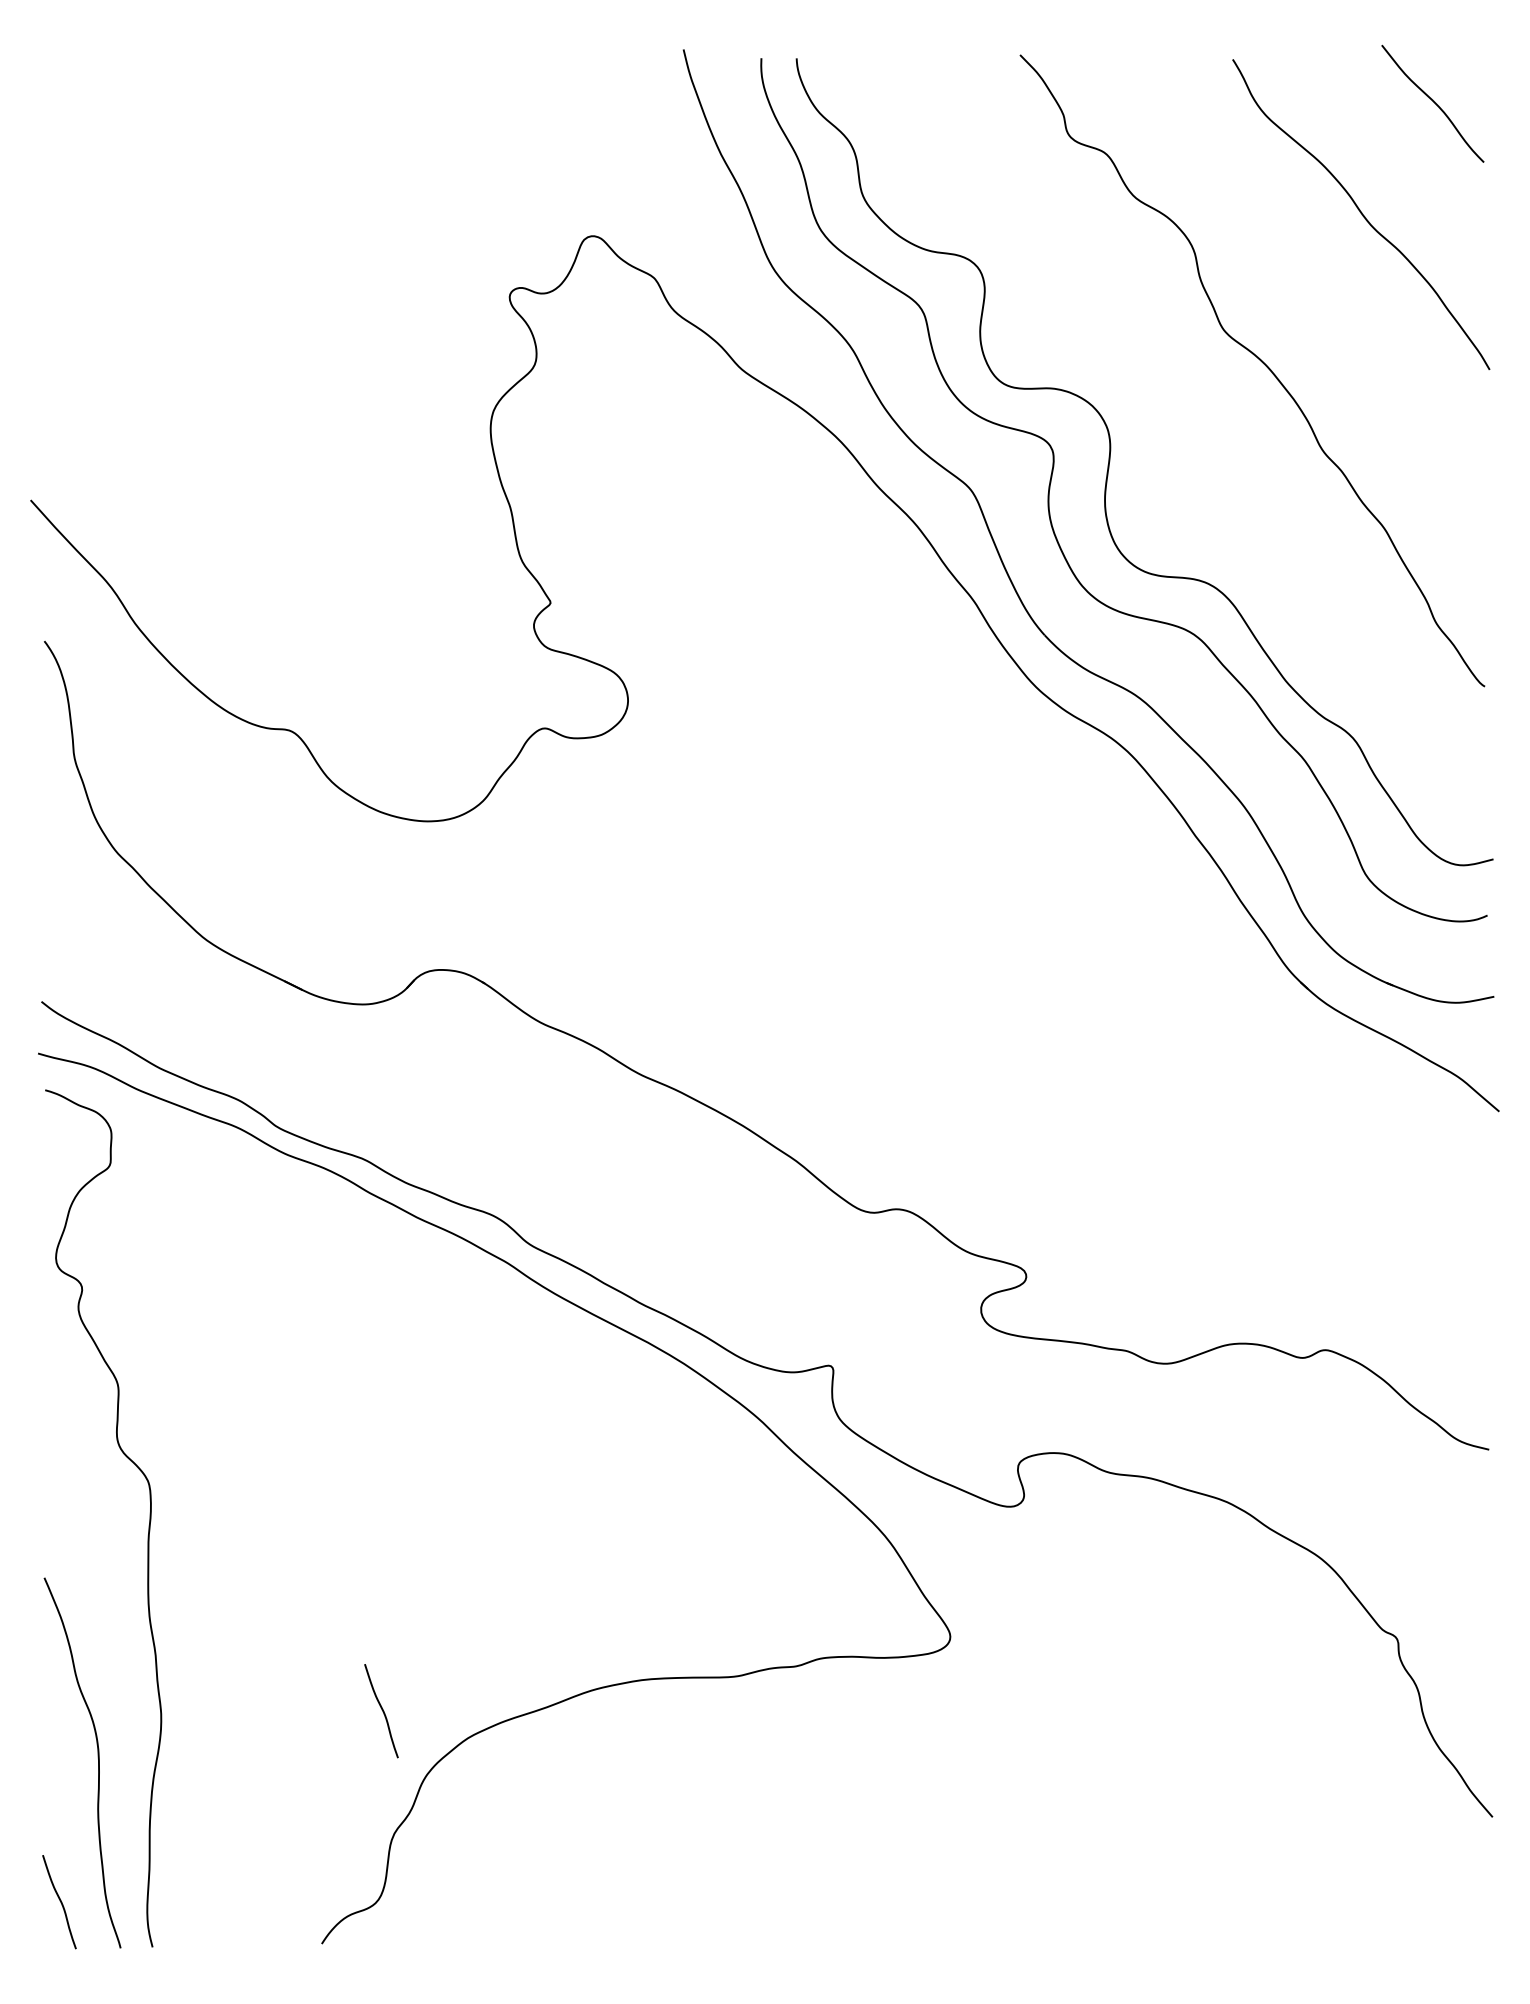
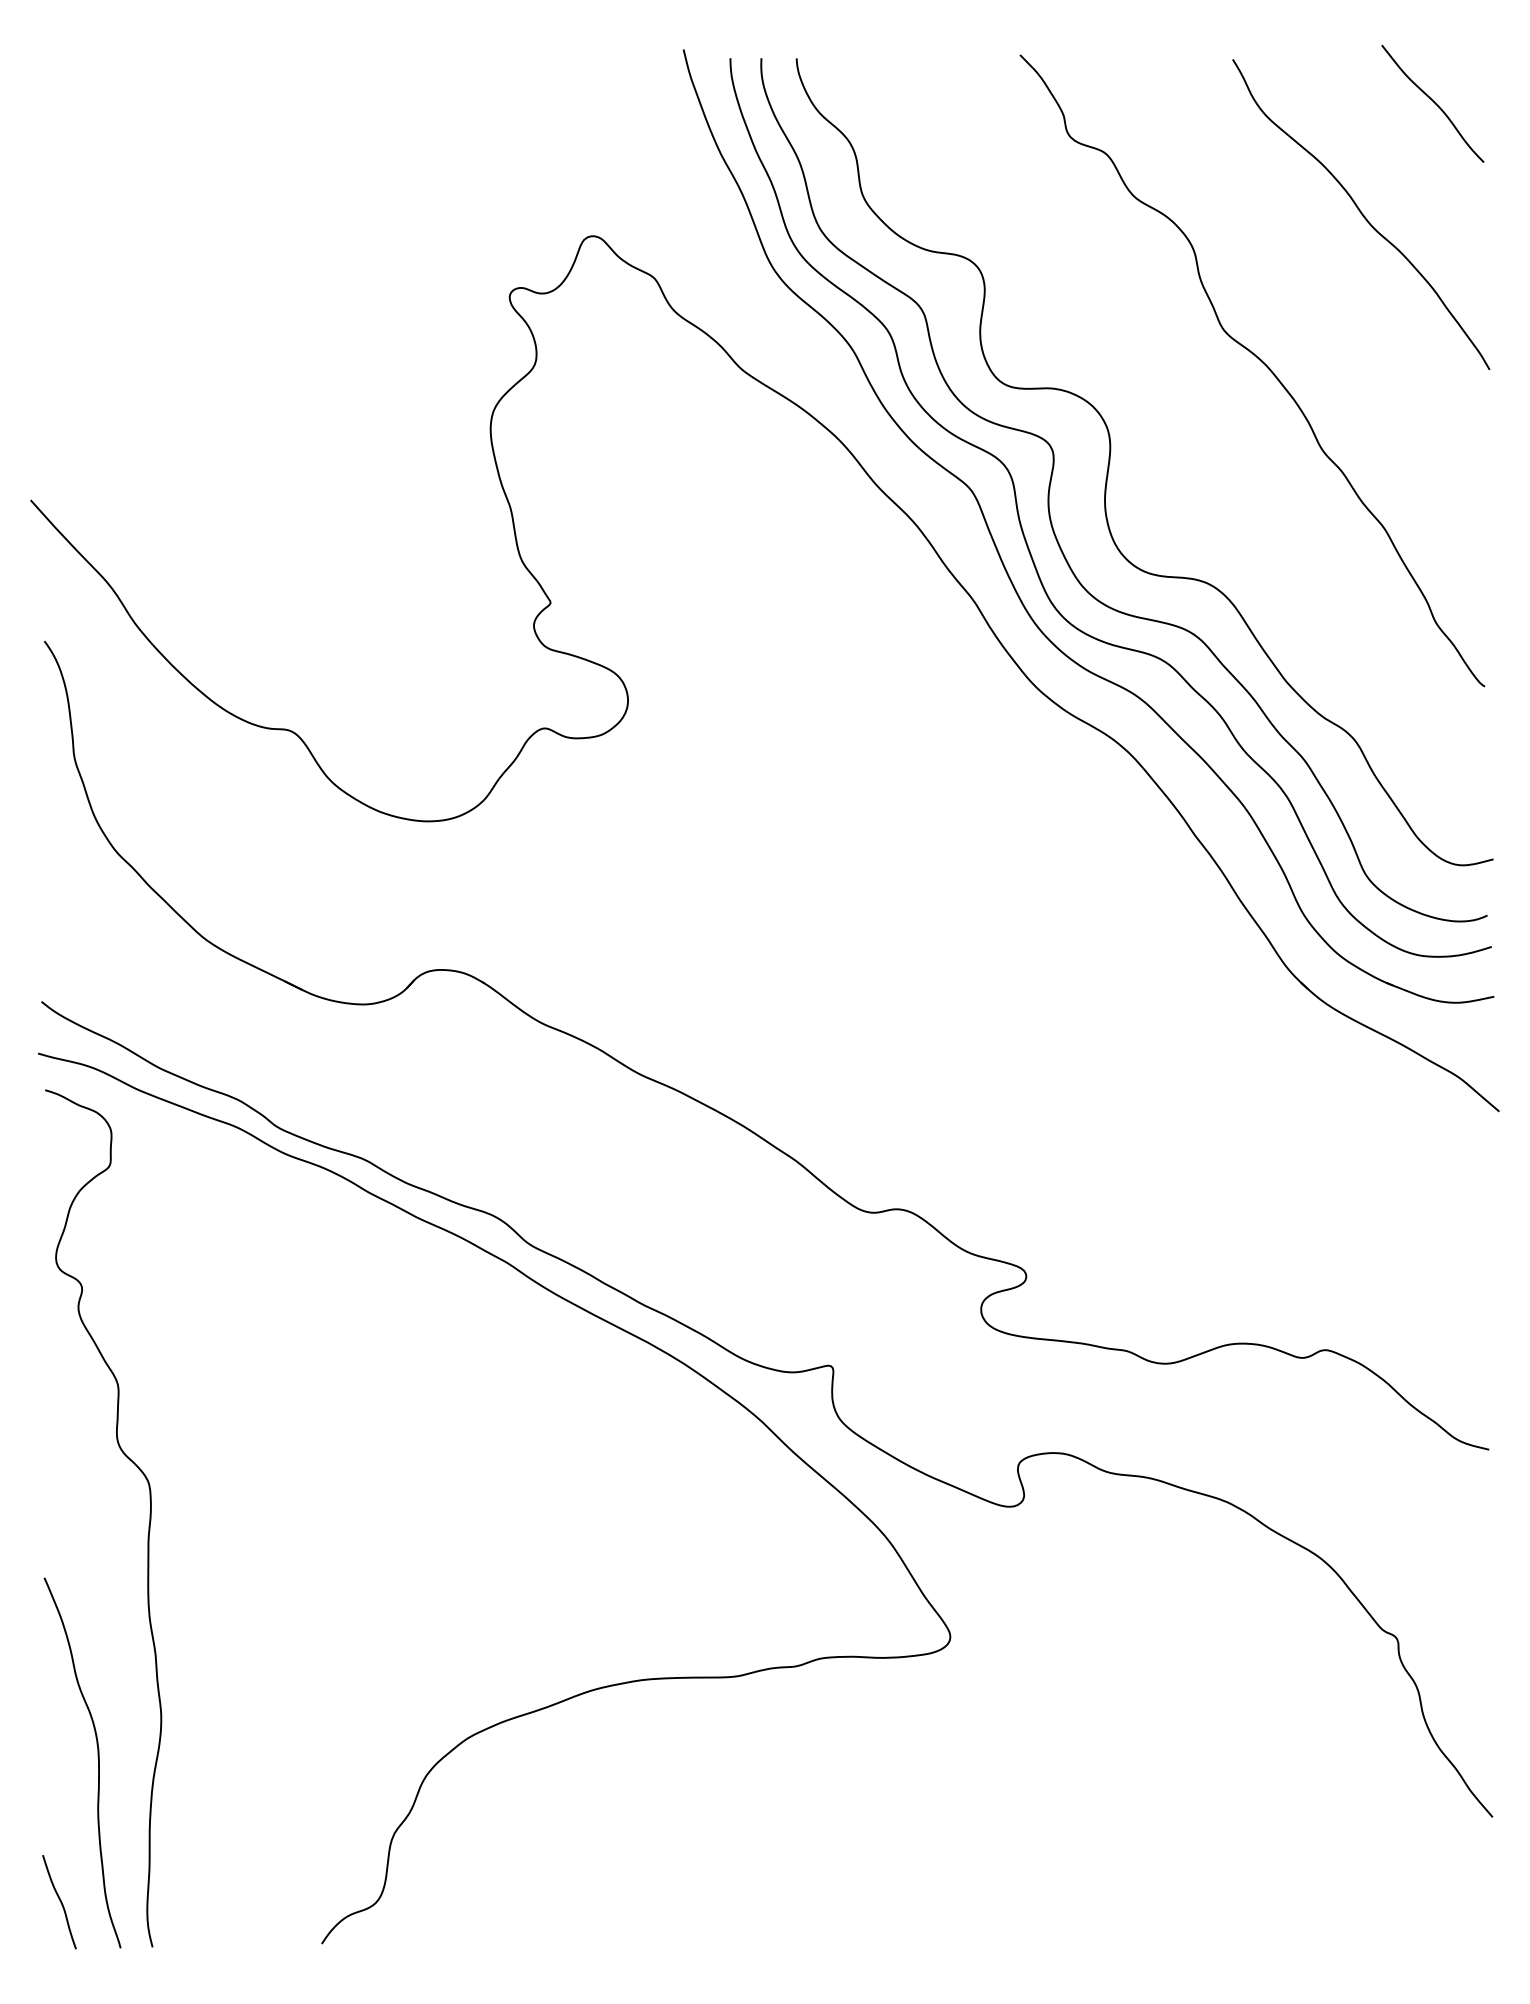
curve: none -> present (1025, 536)
curve: present -> none (381, 1710)
